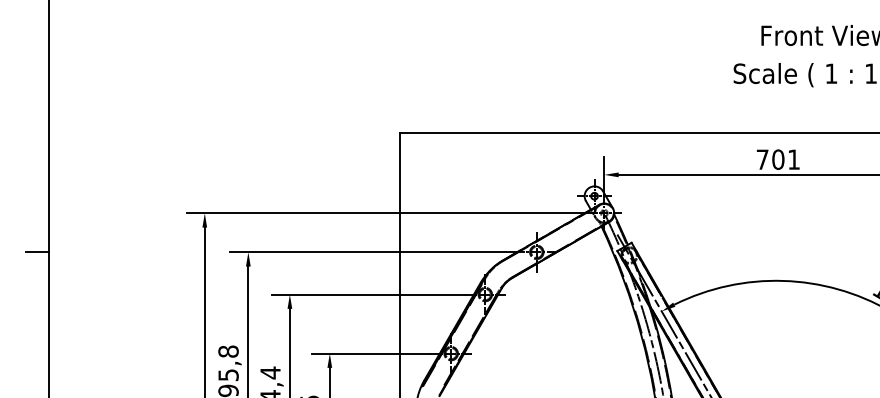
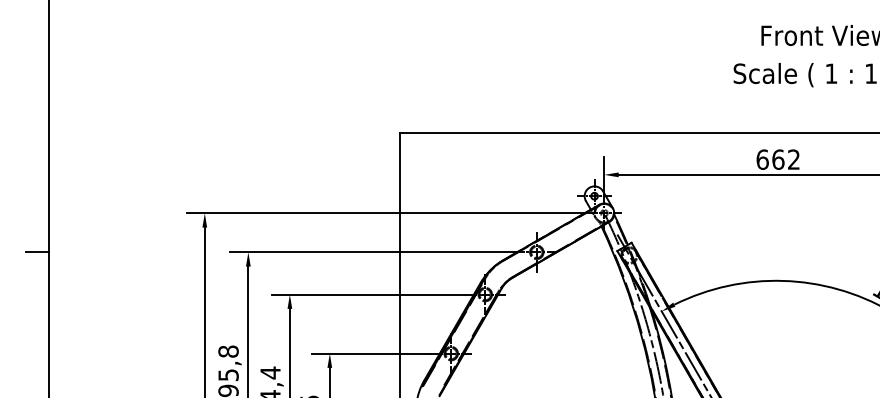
text: 701 -> 662 (777, 159)
